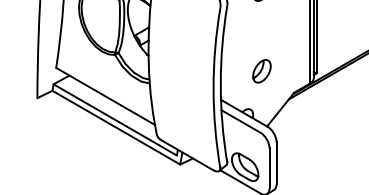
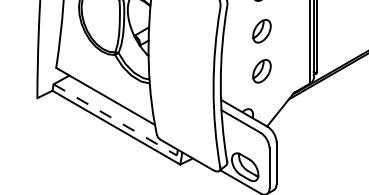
part: none -> present (261, 31)
line: solid -> dashed (115, 120)
